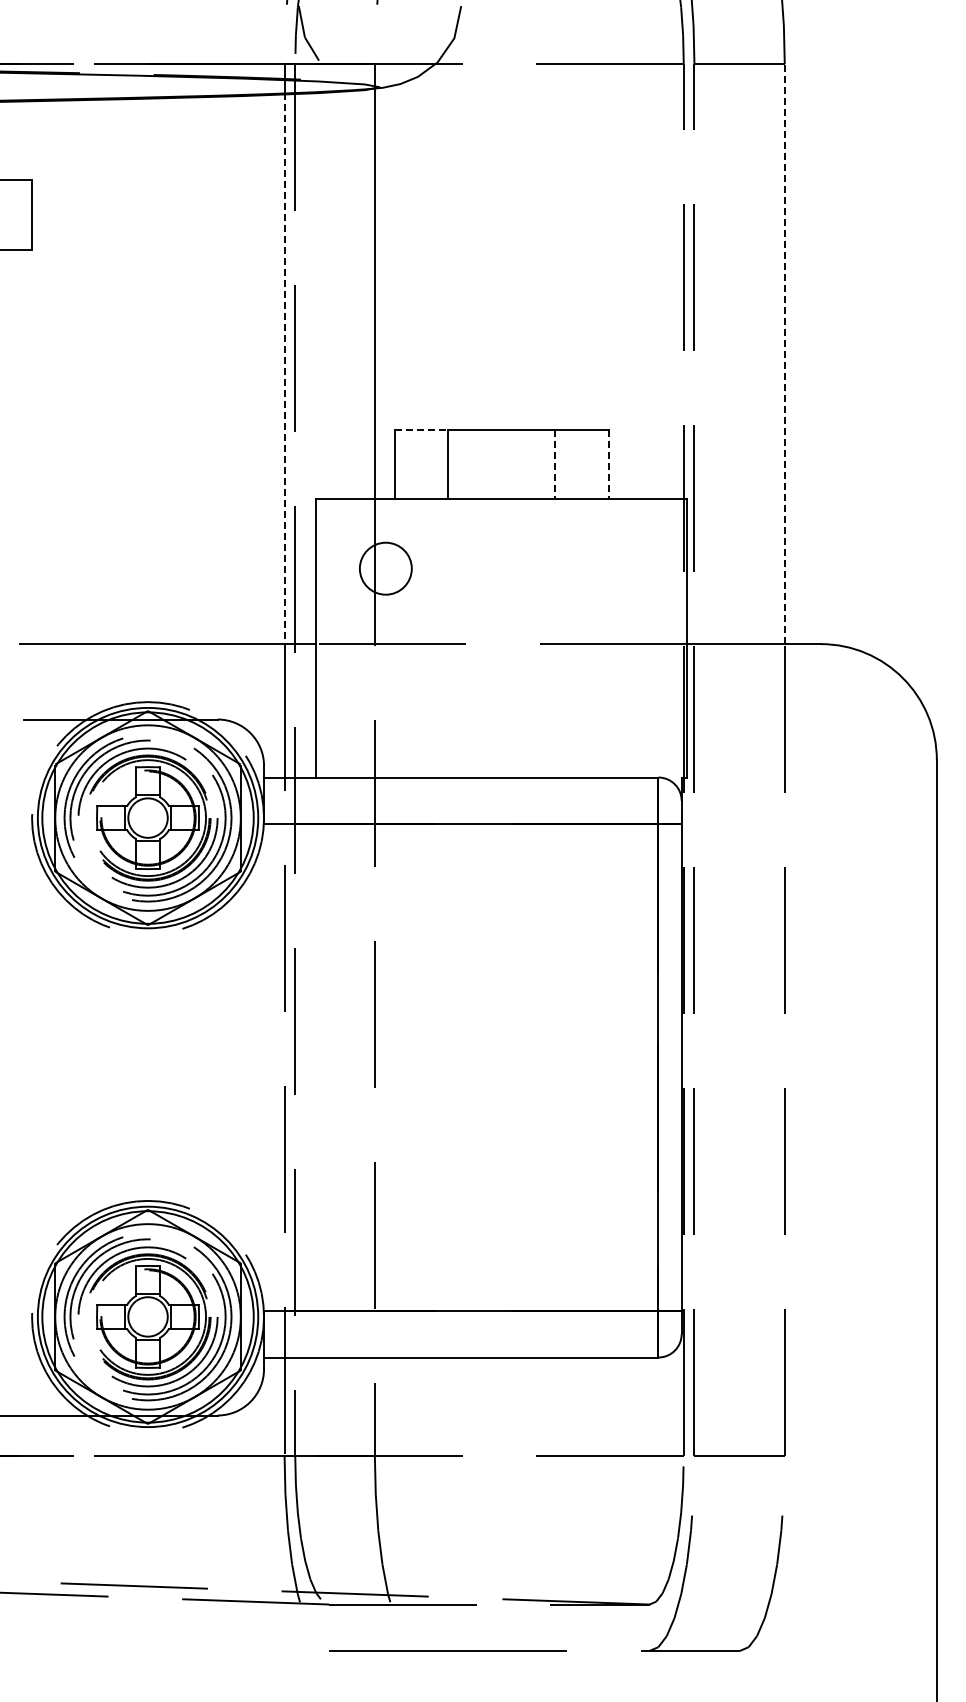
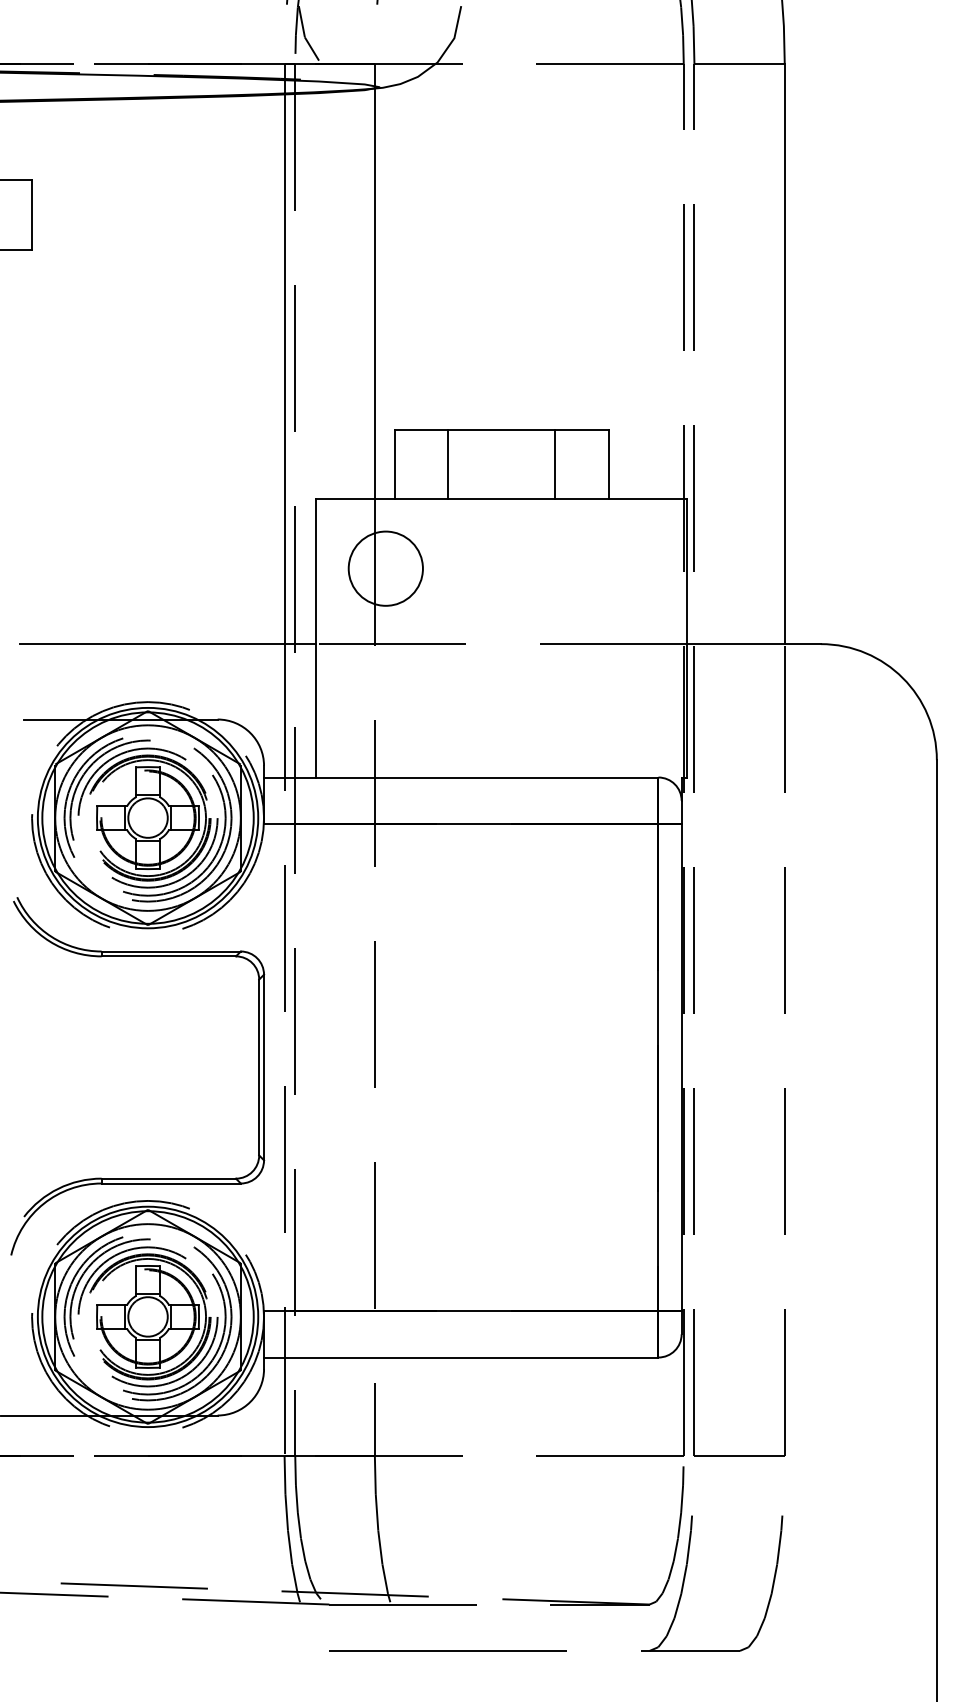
line: dashed -> solid (784, 353)
line: dashed -> solid (284, 369)
line: dashed -> solid (421, 429)
line: dashed -> solid (555, 464)
line: dashed -> solid (609, 464)
circle diameter: 52 px -> 74 px (385, 568)
part: none -> present (137, 1178)
